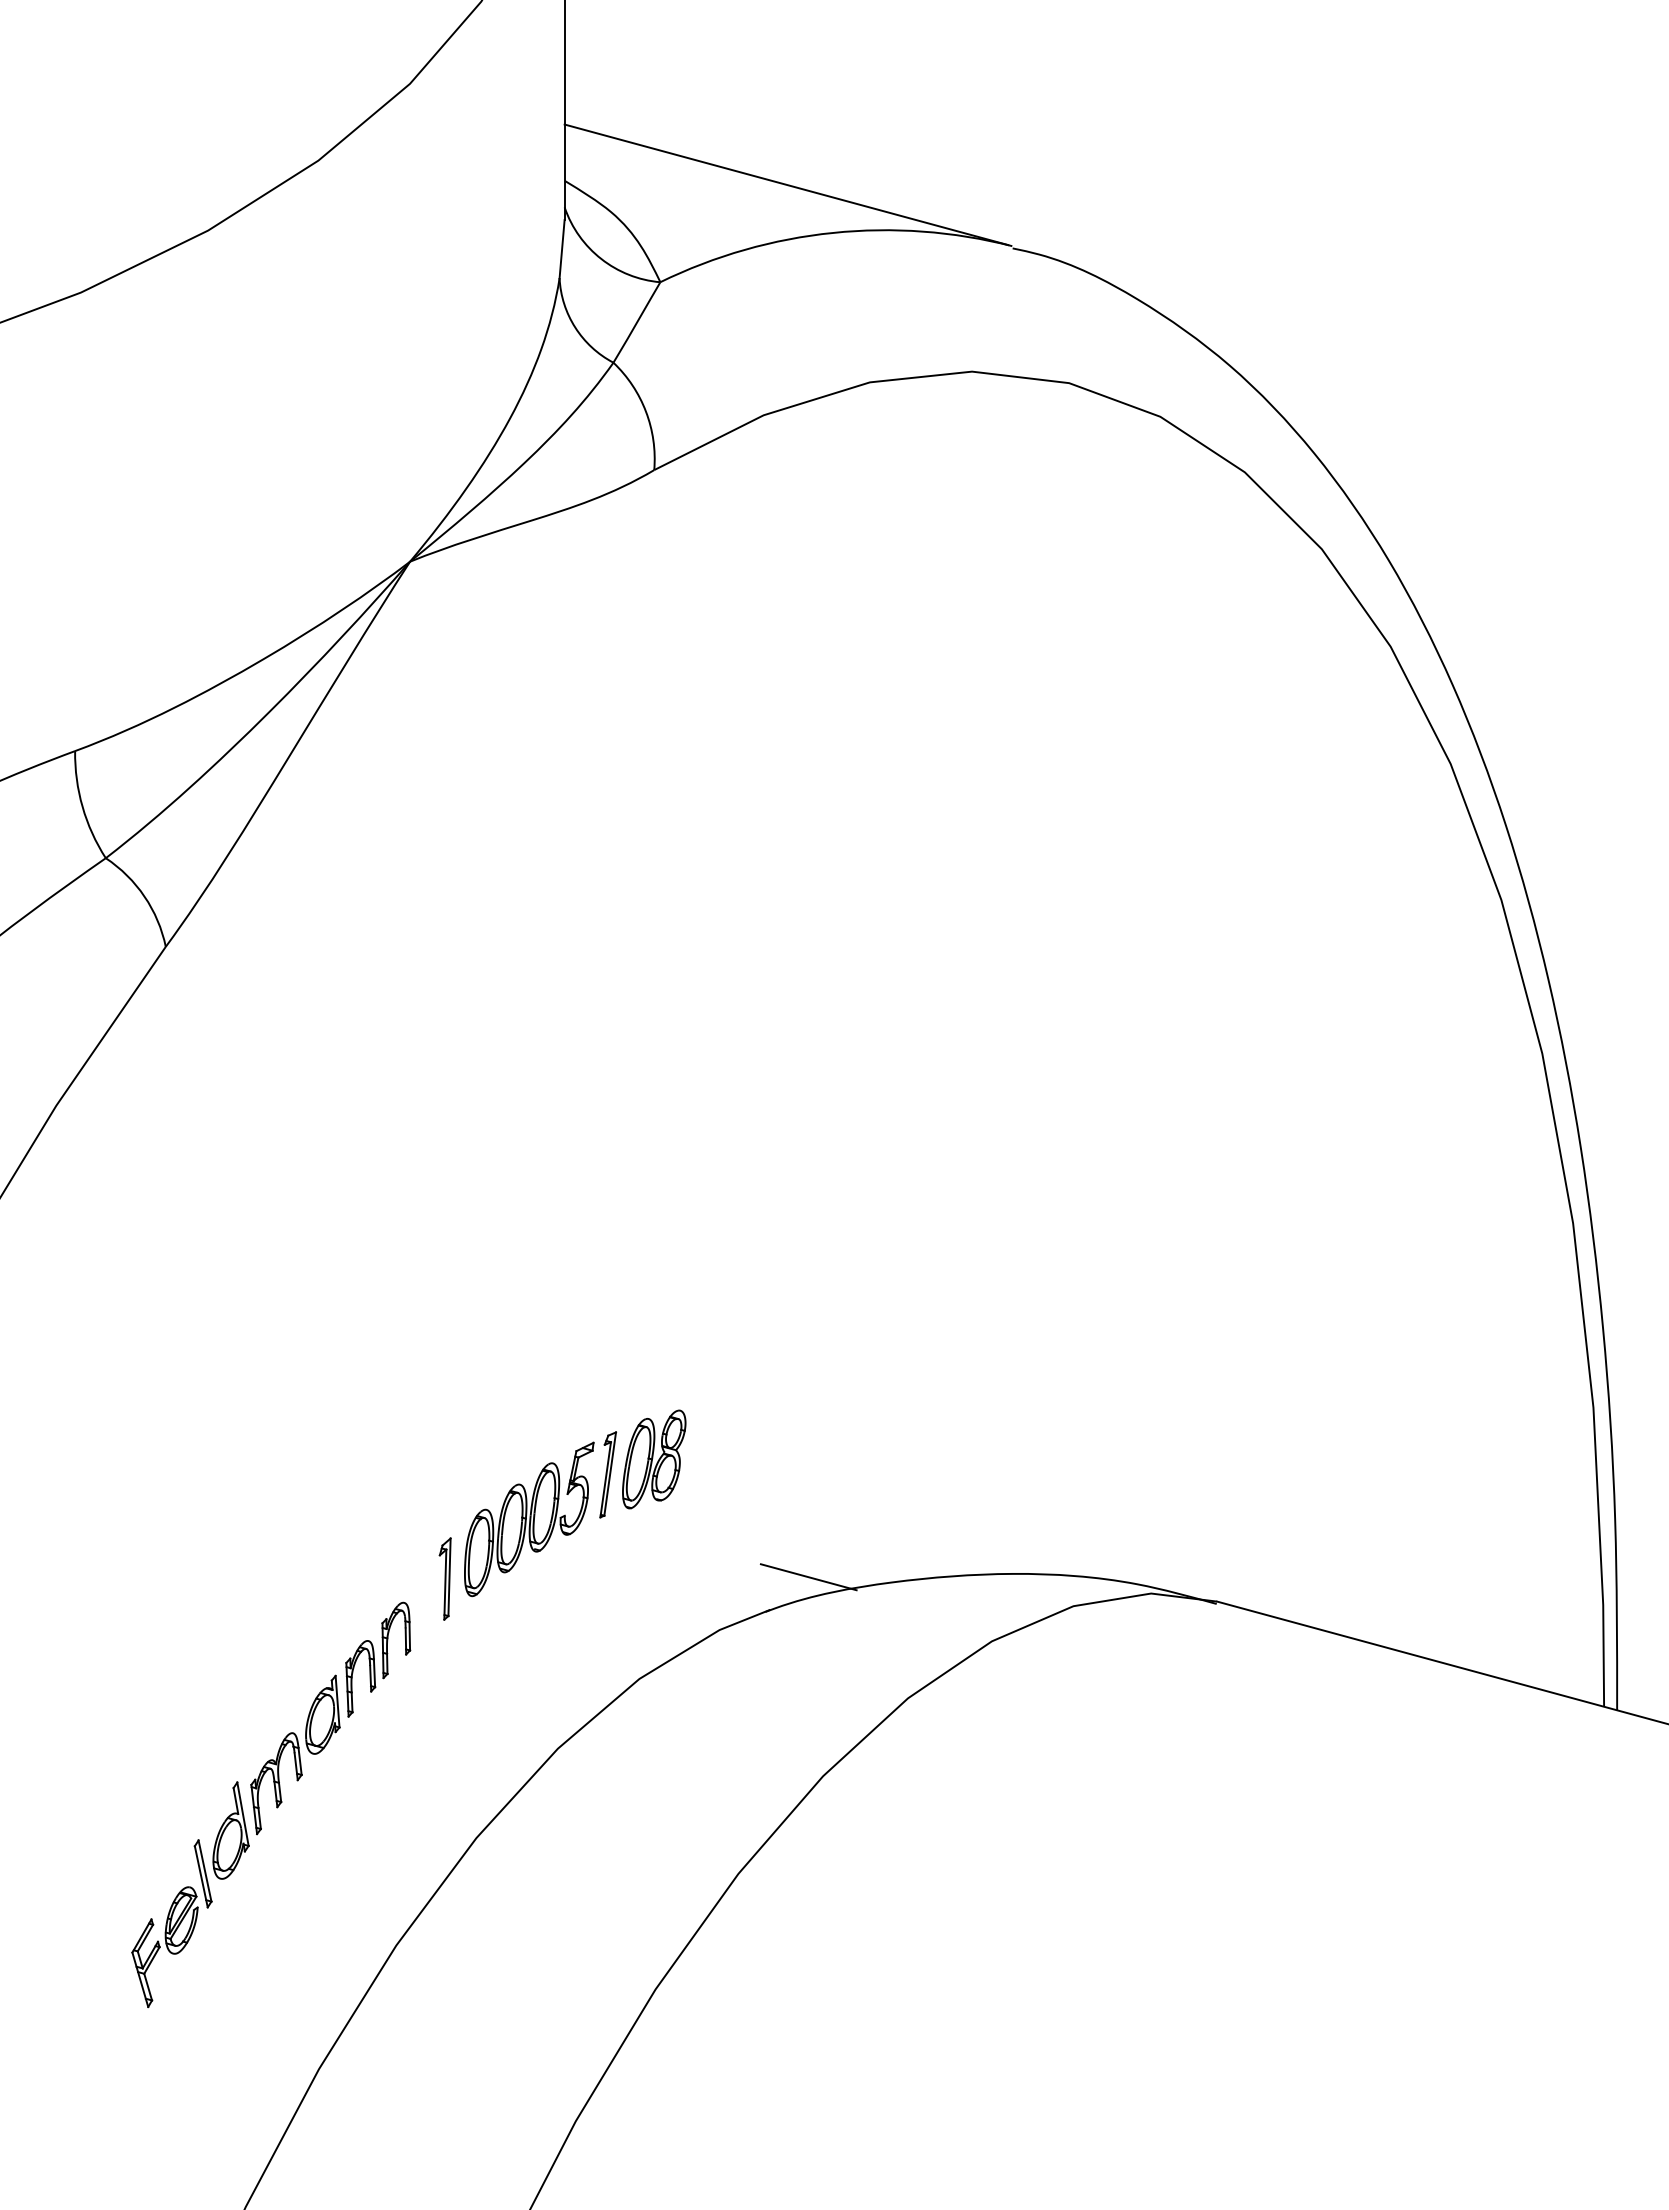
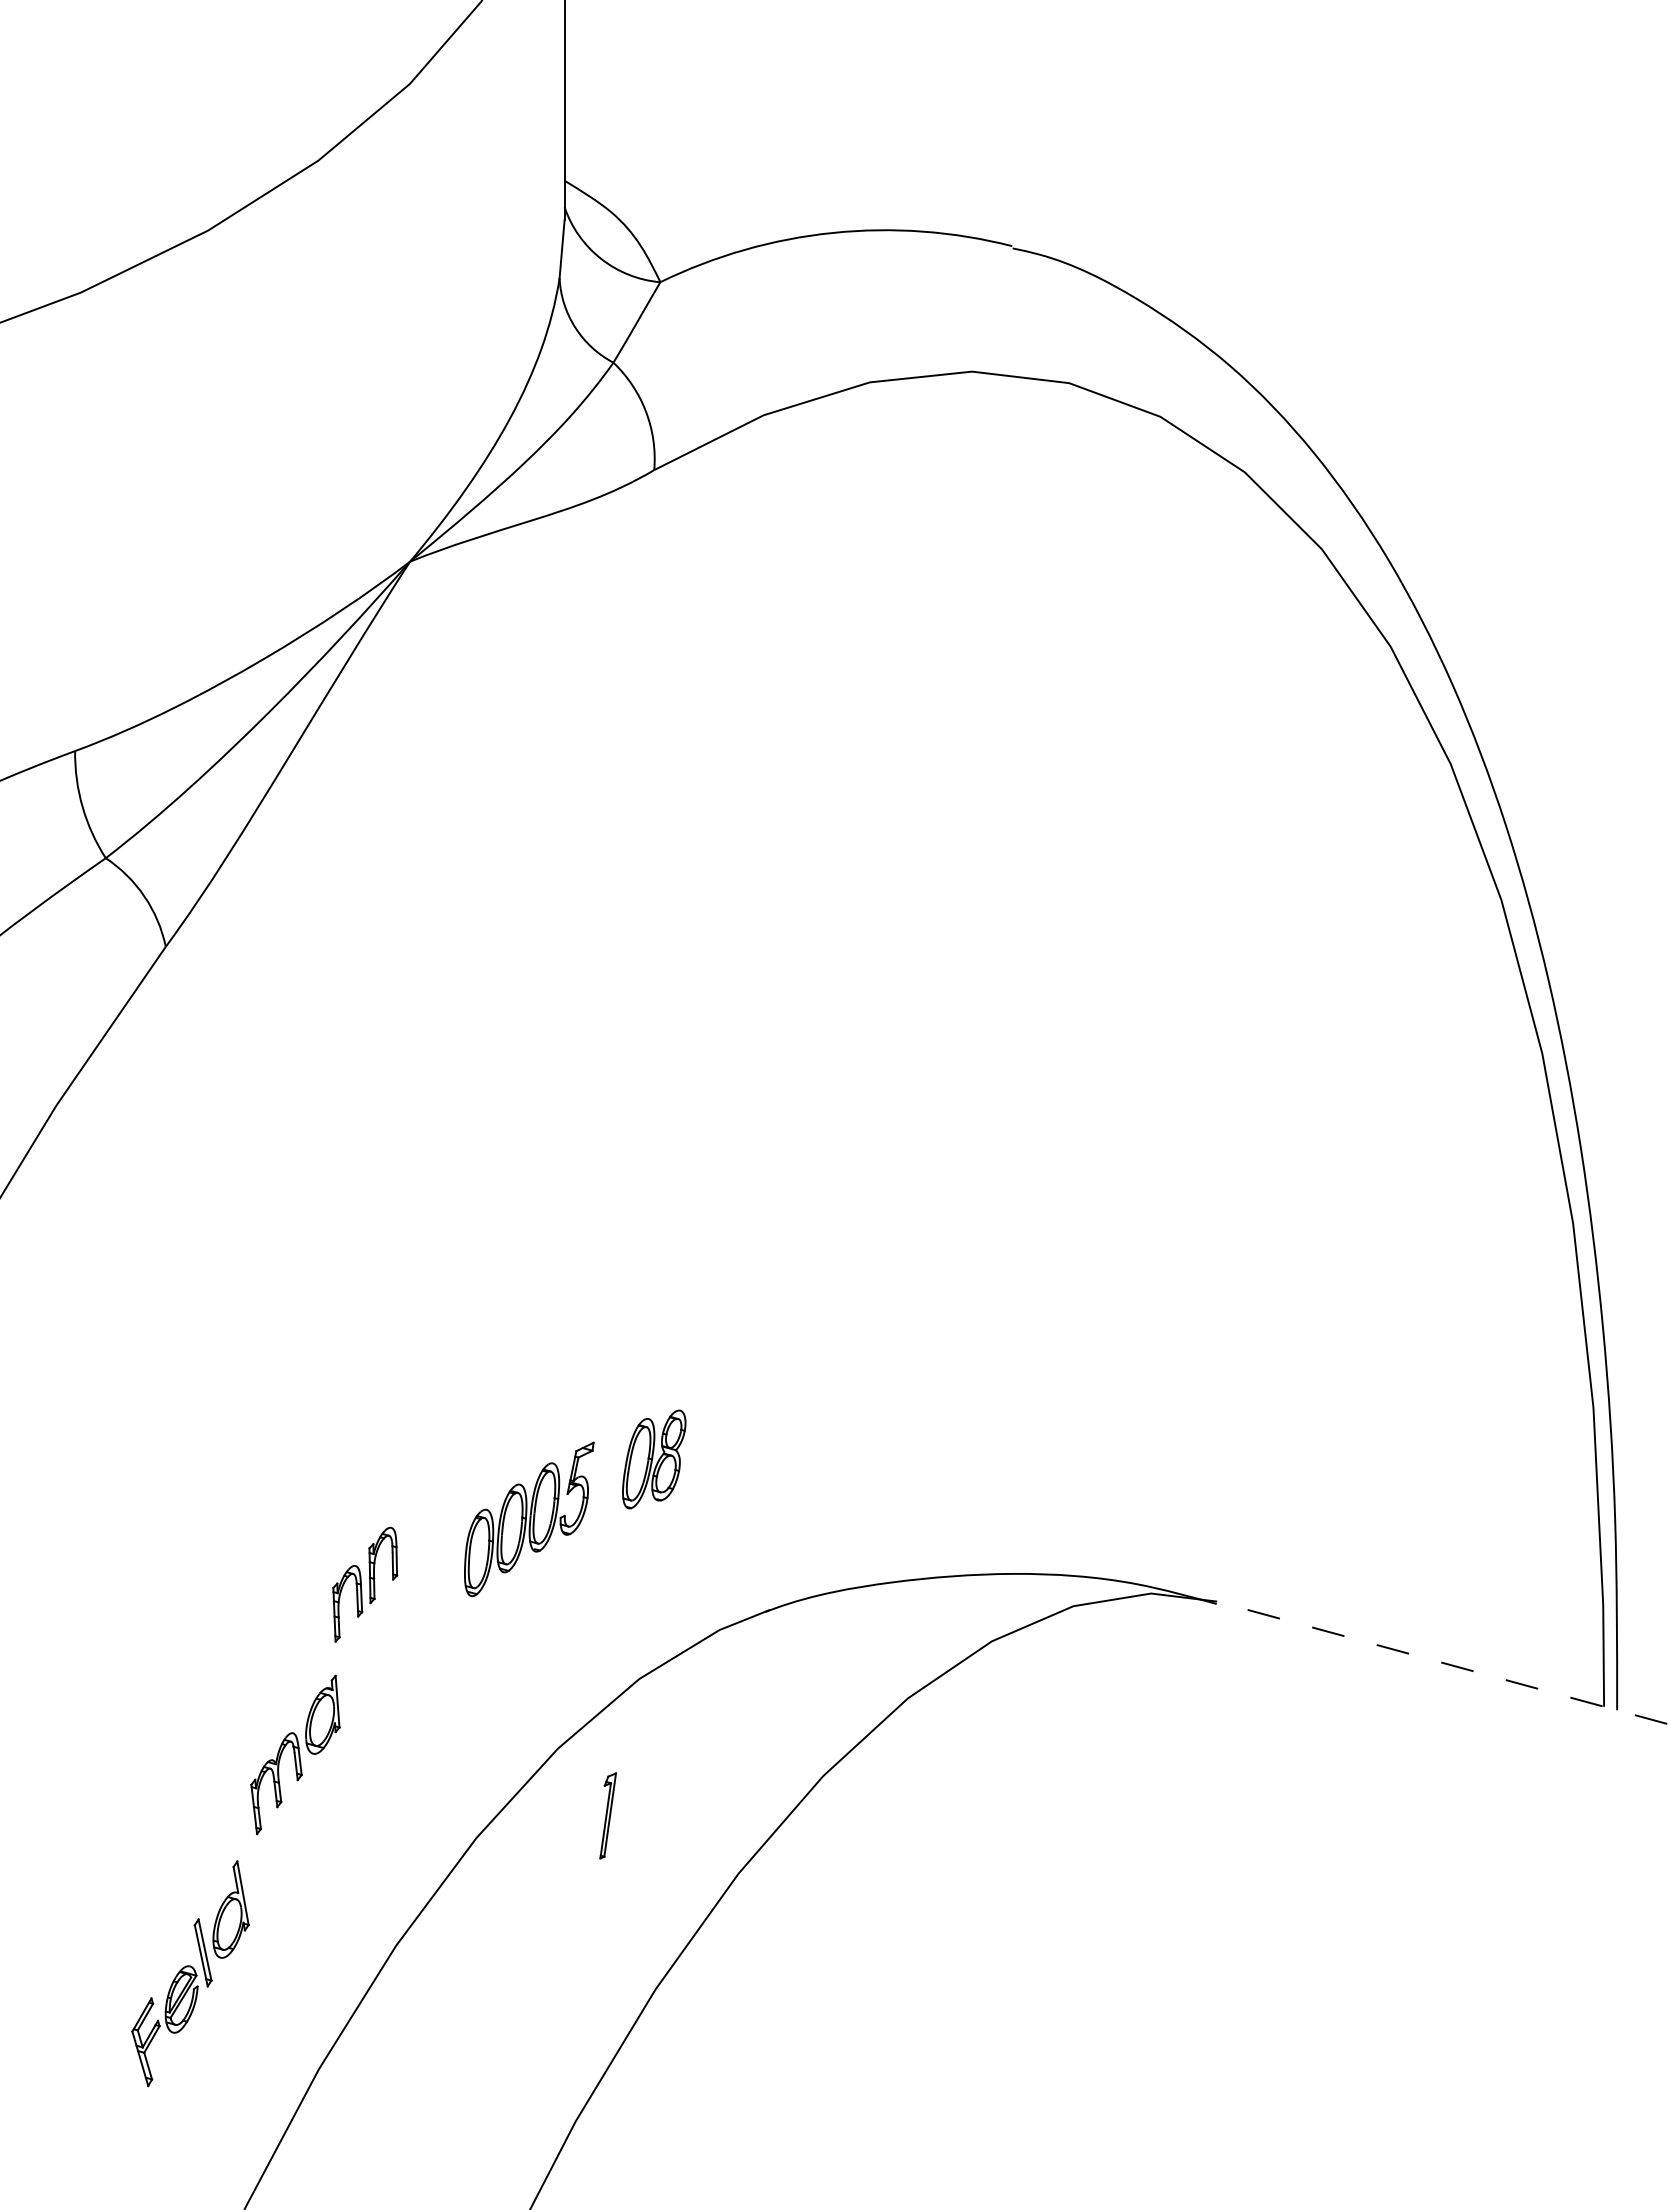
line: present -> none (786, 184)
part position: (608, 1474) -> (608, 1815) (608, 1815)
line: present -> none (808, 1577)
part: present -> none (444, 1578)
part position: (378, 1659) -> (365, 1584) (365, 1584)
line: solid -> dashed (1442, 1662)
part position: (190, 1894) -> (190, 1973) (190, 1973)
